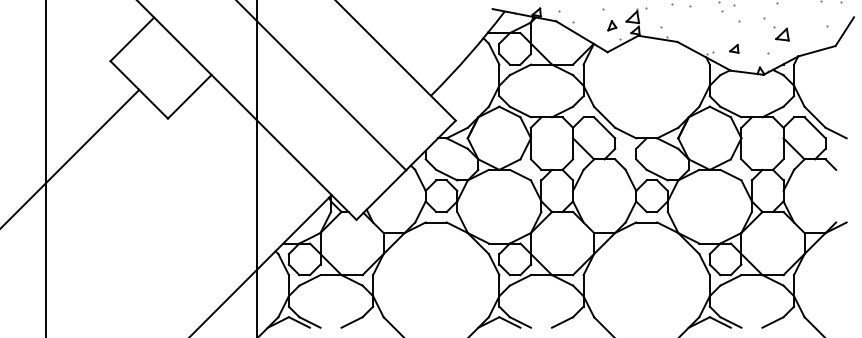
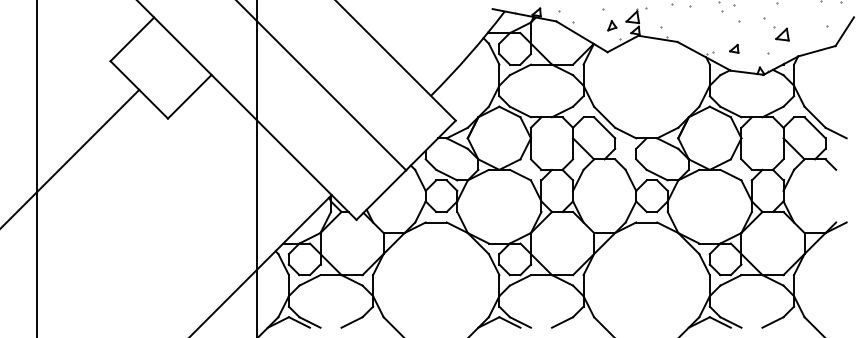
line position: (46, 168) -> (37, 168) (37, 168)
